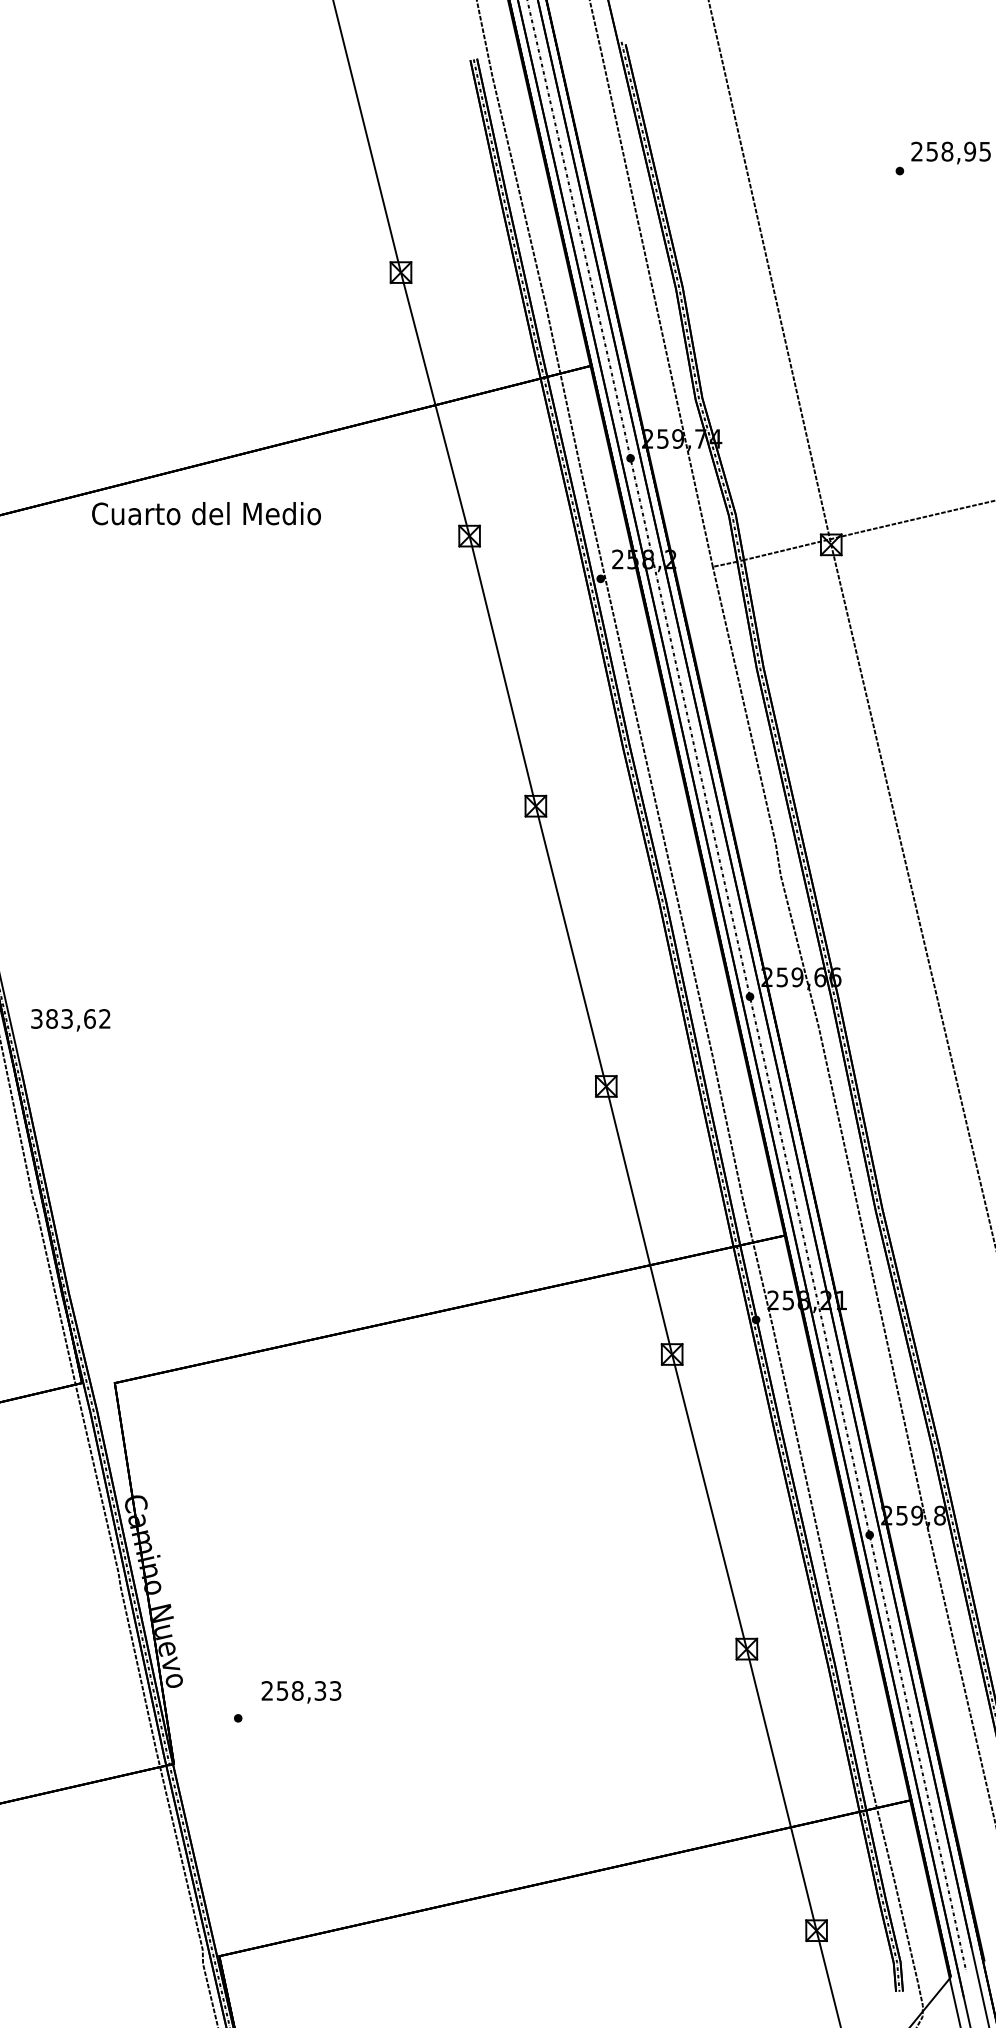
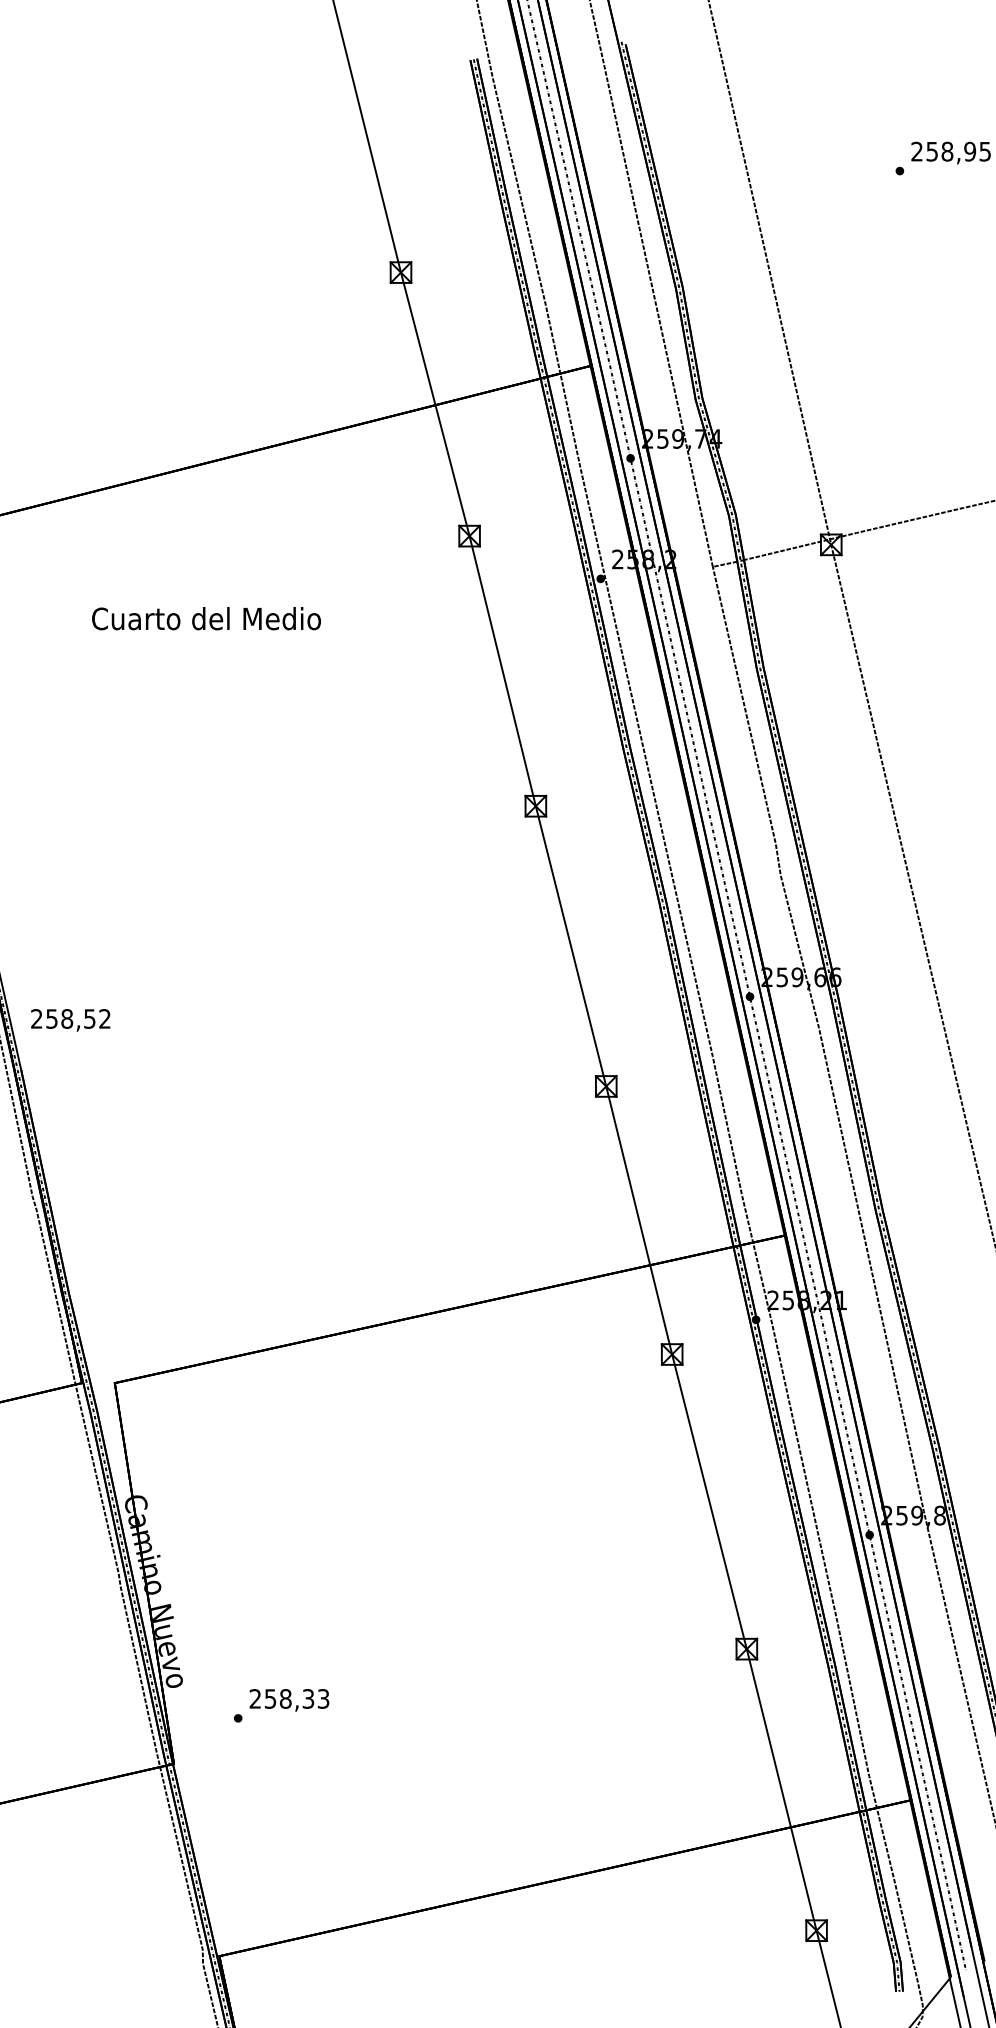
text position: (206, 513) -> (206, 618) (206, 618)
text: 383,62 -> 258,52 (63, 1018)
text position: (301, 1692) -> (289, 1700) (289, 1700)
